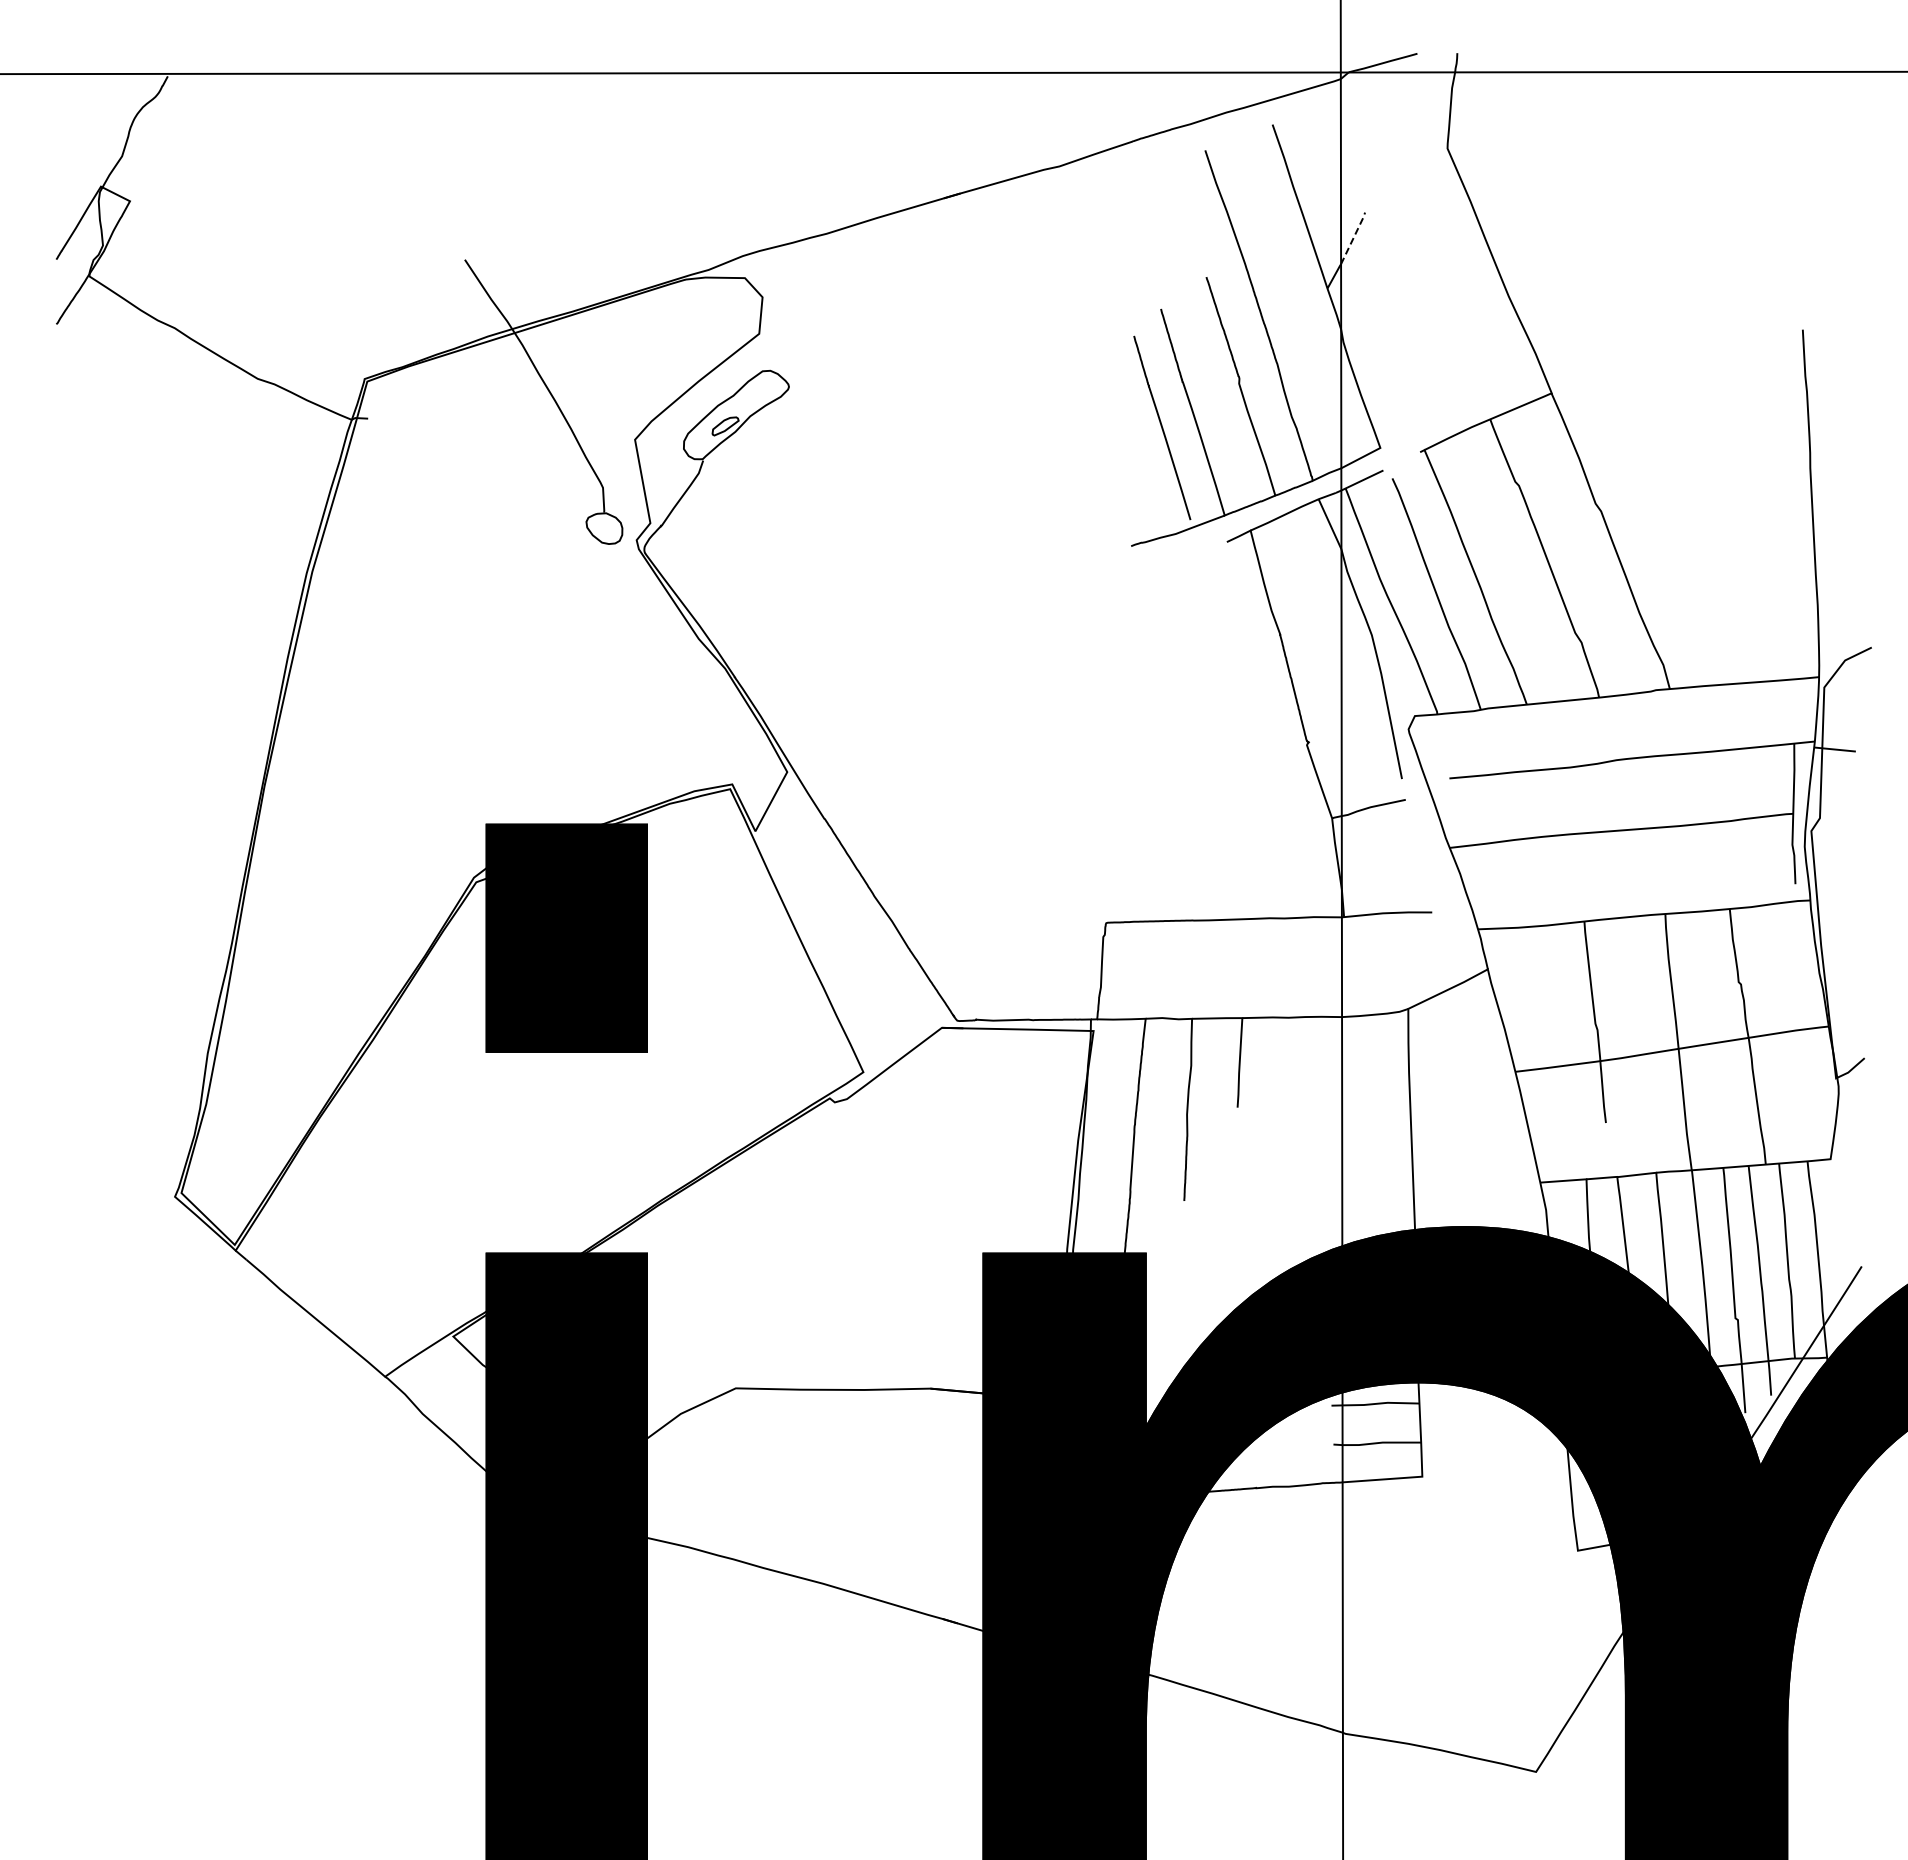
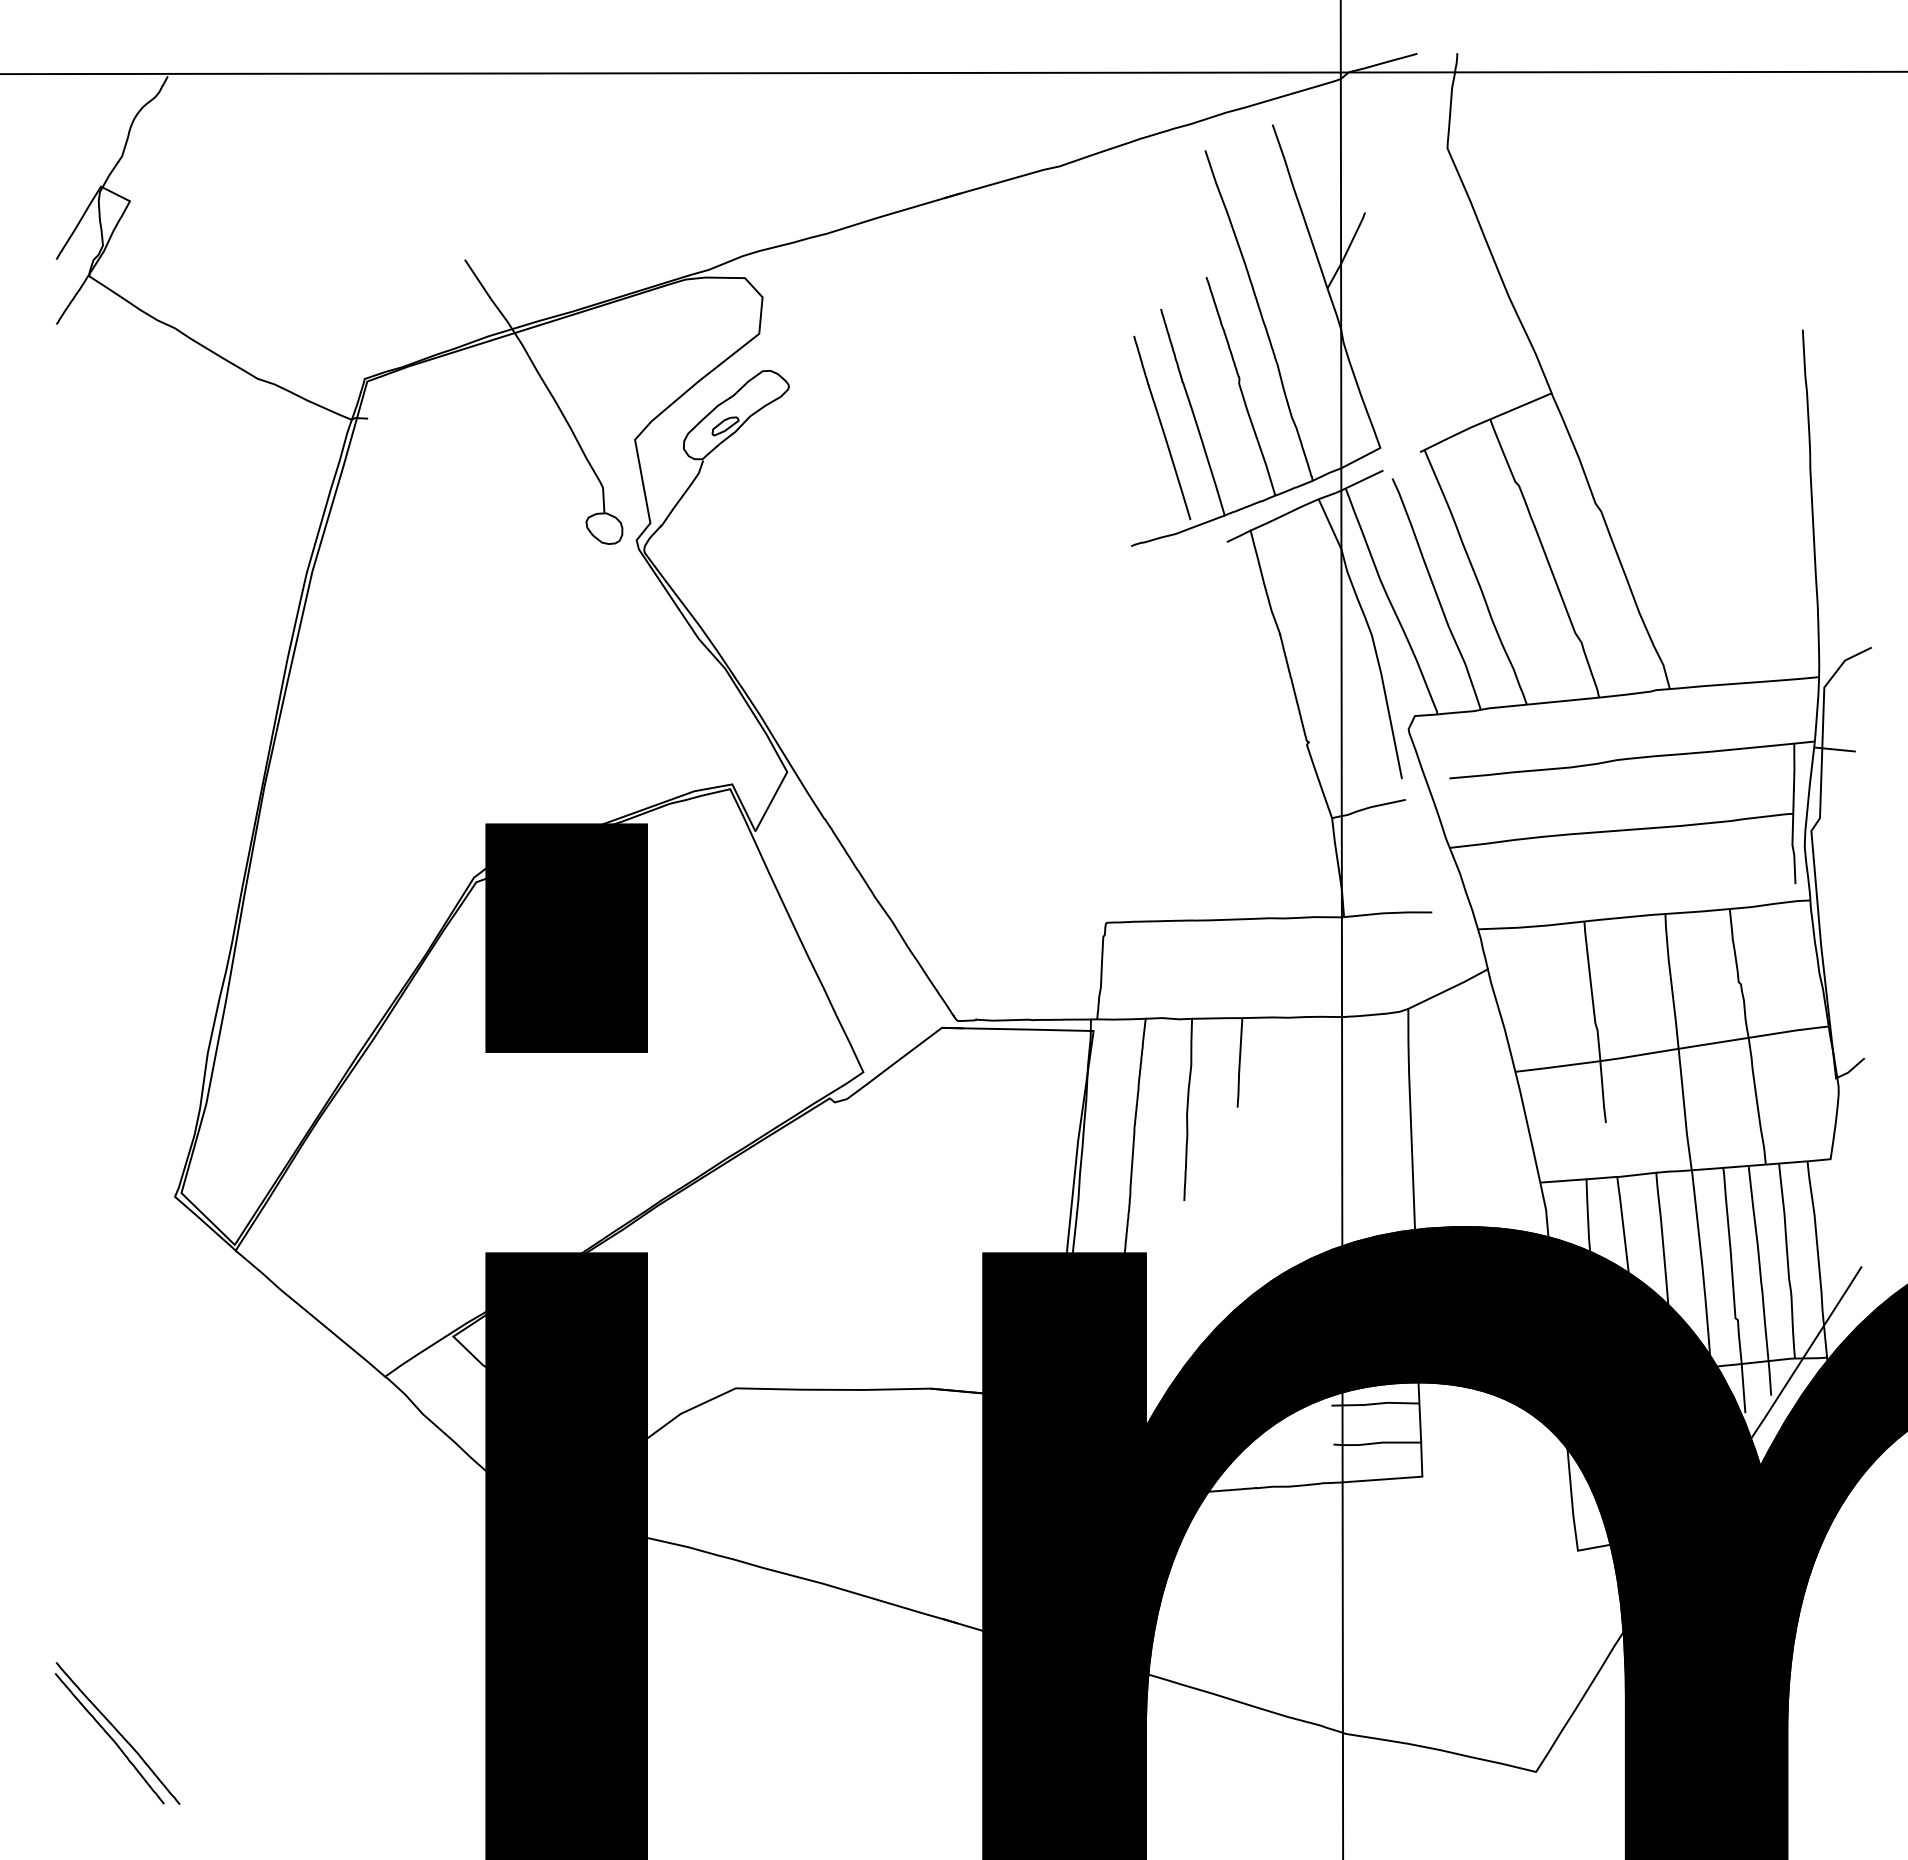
line: dashed -> solid (1353, 237)
part: none -> present (117, 1733)
